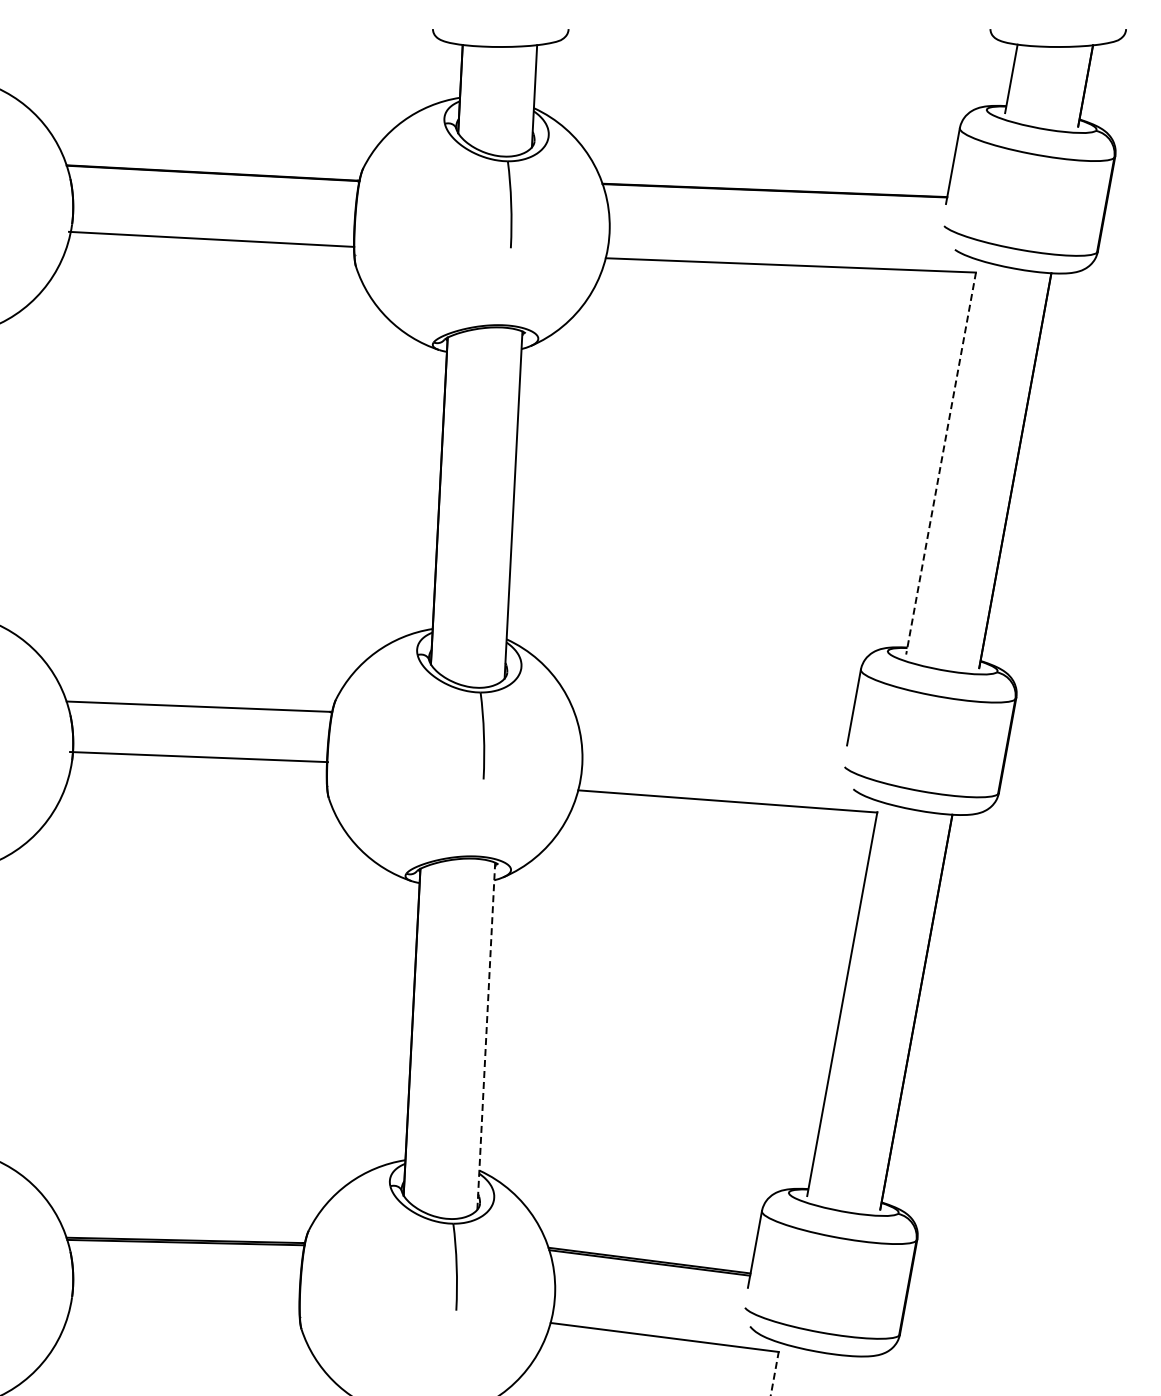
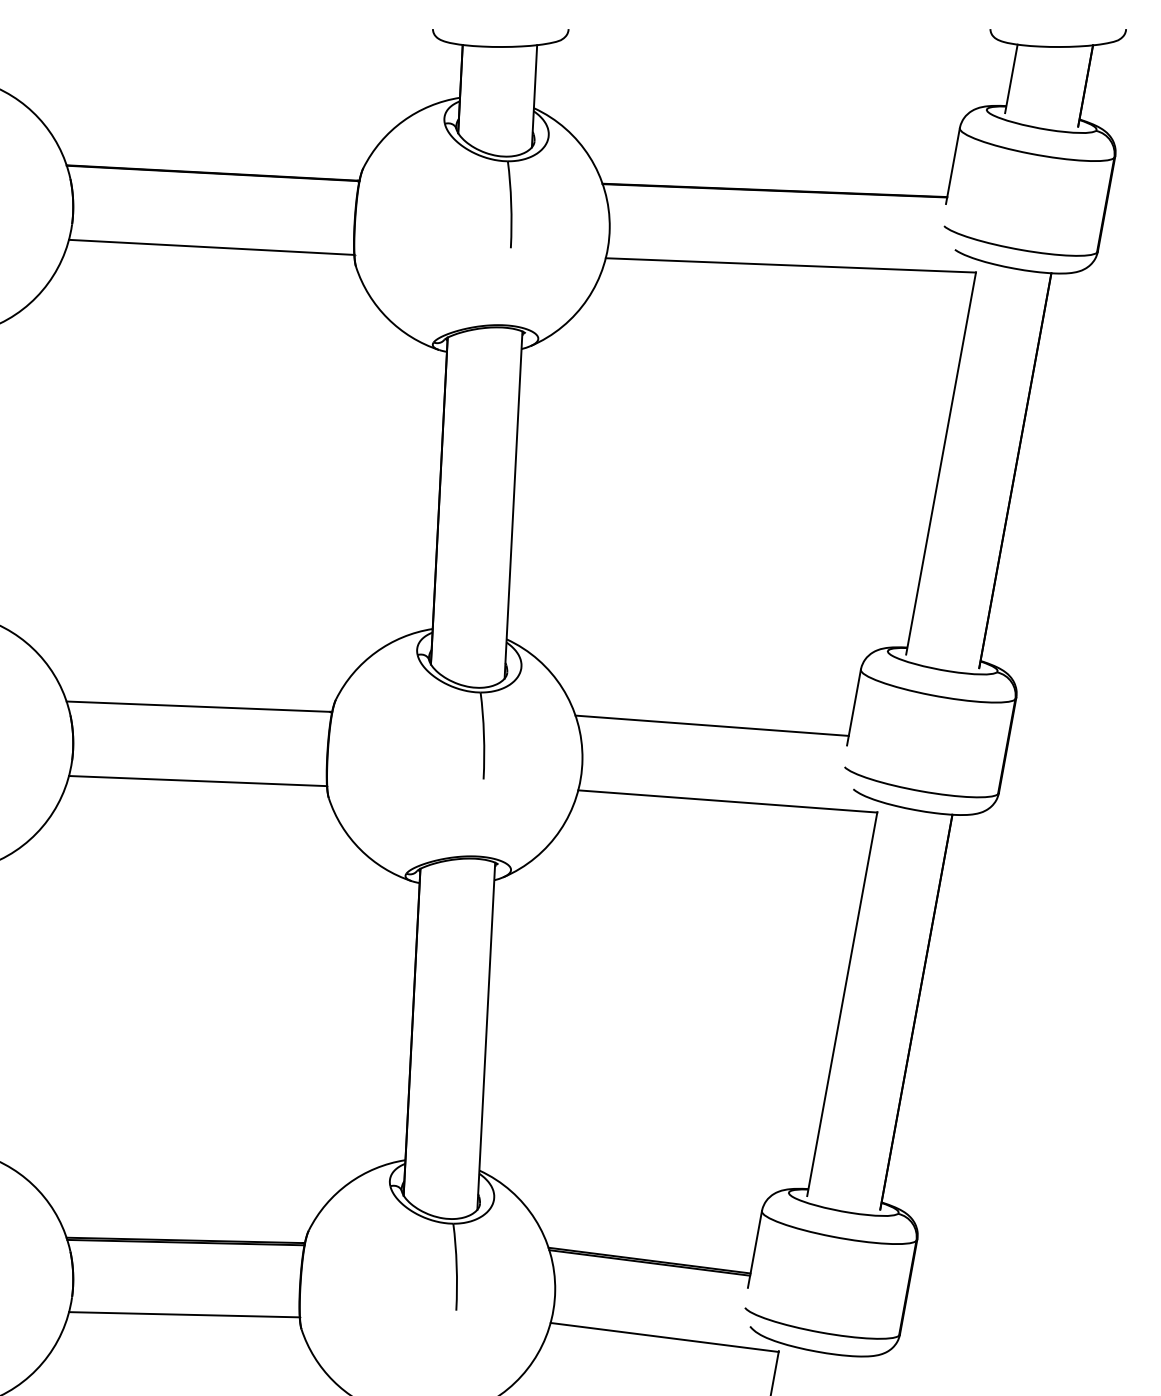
line position: (211, 238) -> (211, 246) (211, 246)
line: dashed -> solid (941, 463)
line: none -> present (711, 725)
line position: (198, 757) -> (197, 781) (197, 781)
line: dashed -> solid (486, 1036)
line: none -> present (184, 1314)
line: dashed -> solid (774, 1373)
